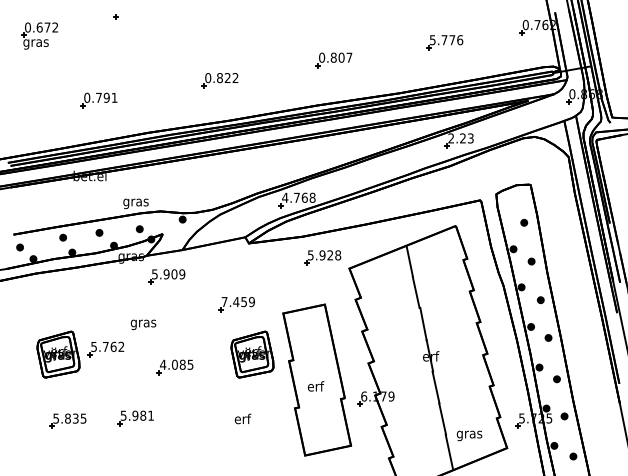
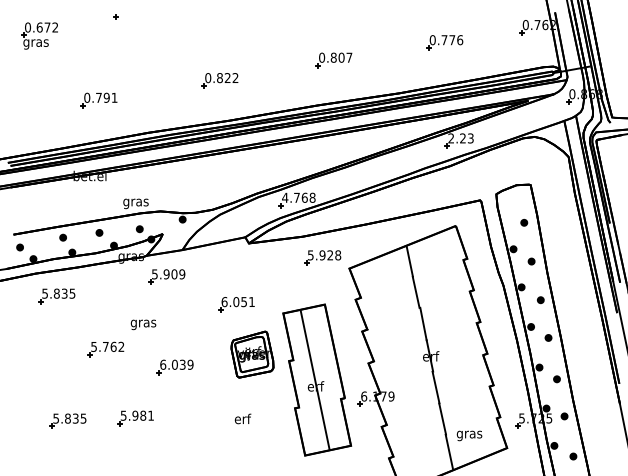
text: 5.776 -> 0.776 (432, 40)
part: none -> present (56, 296)
text: 7.459 -> 6.051 (237, 302)
part: present -> none (58, 354)
text: 4.085 -> 6.039 (176, 364)
line: none -> present (314, 380)
